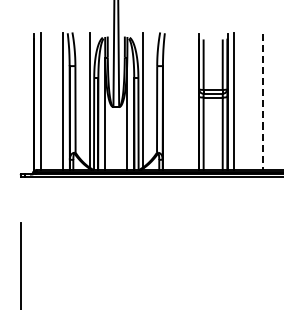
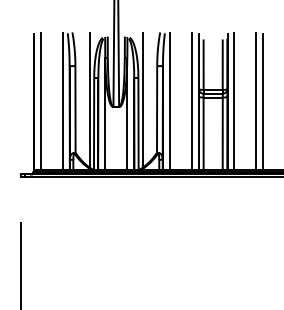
line: none -> present (169, 100)
line: none -> present (191, 100)
line: none -> present (256, 100)
line: dashed -> solid (263, 102)
